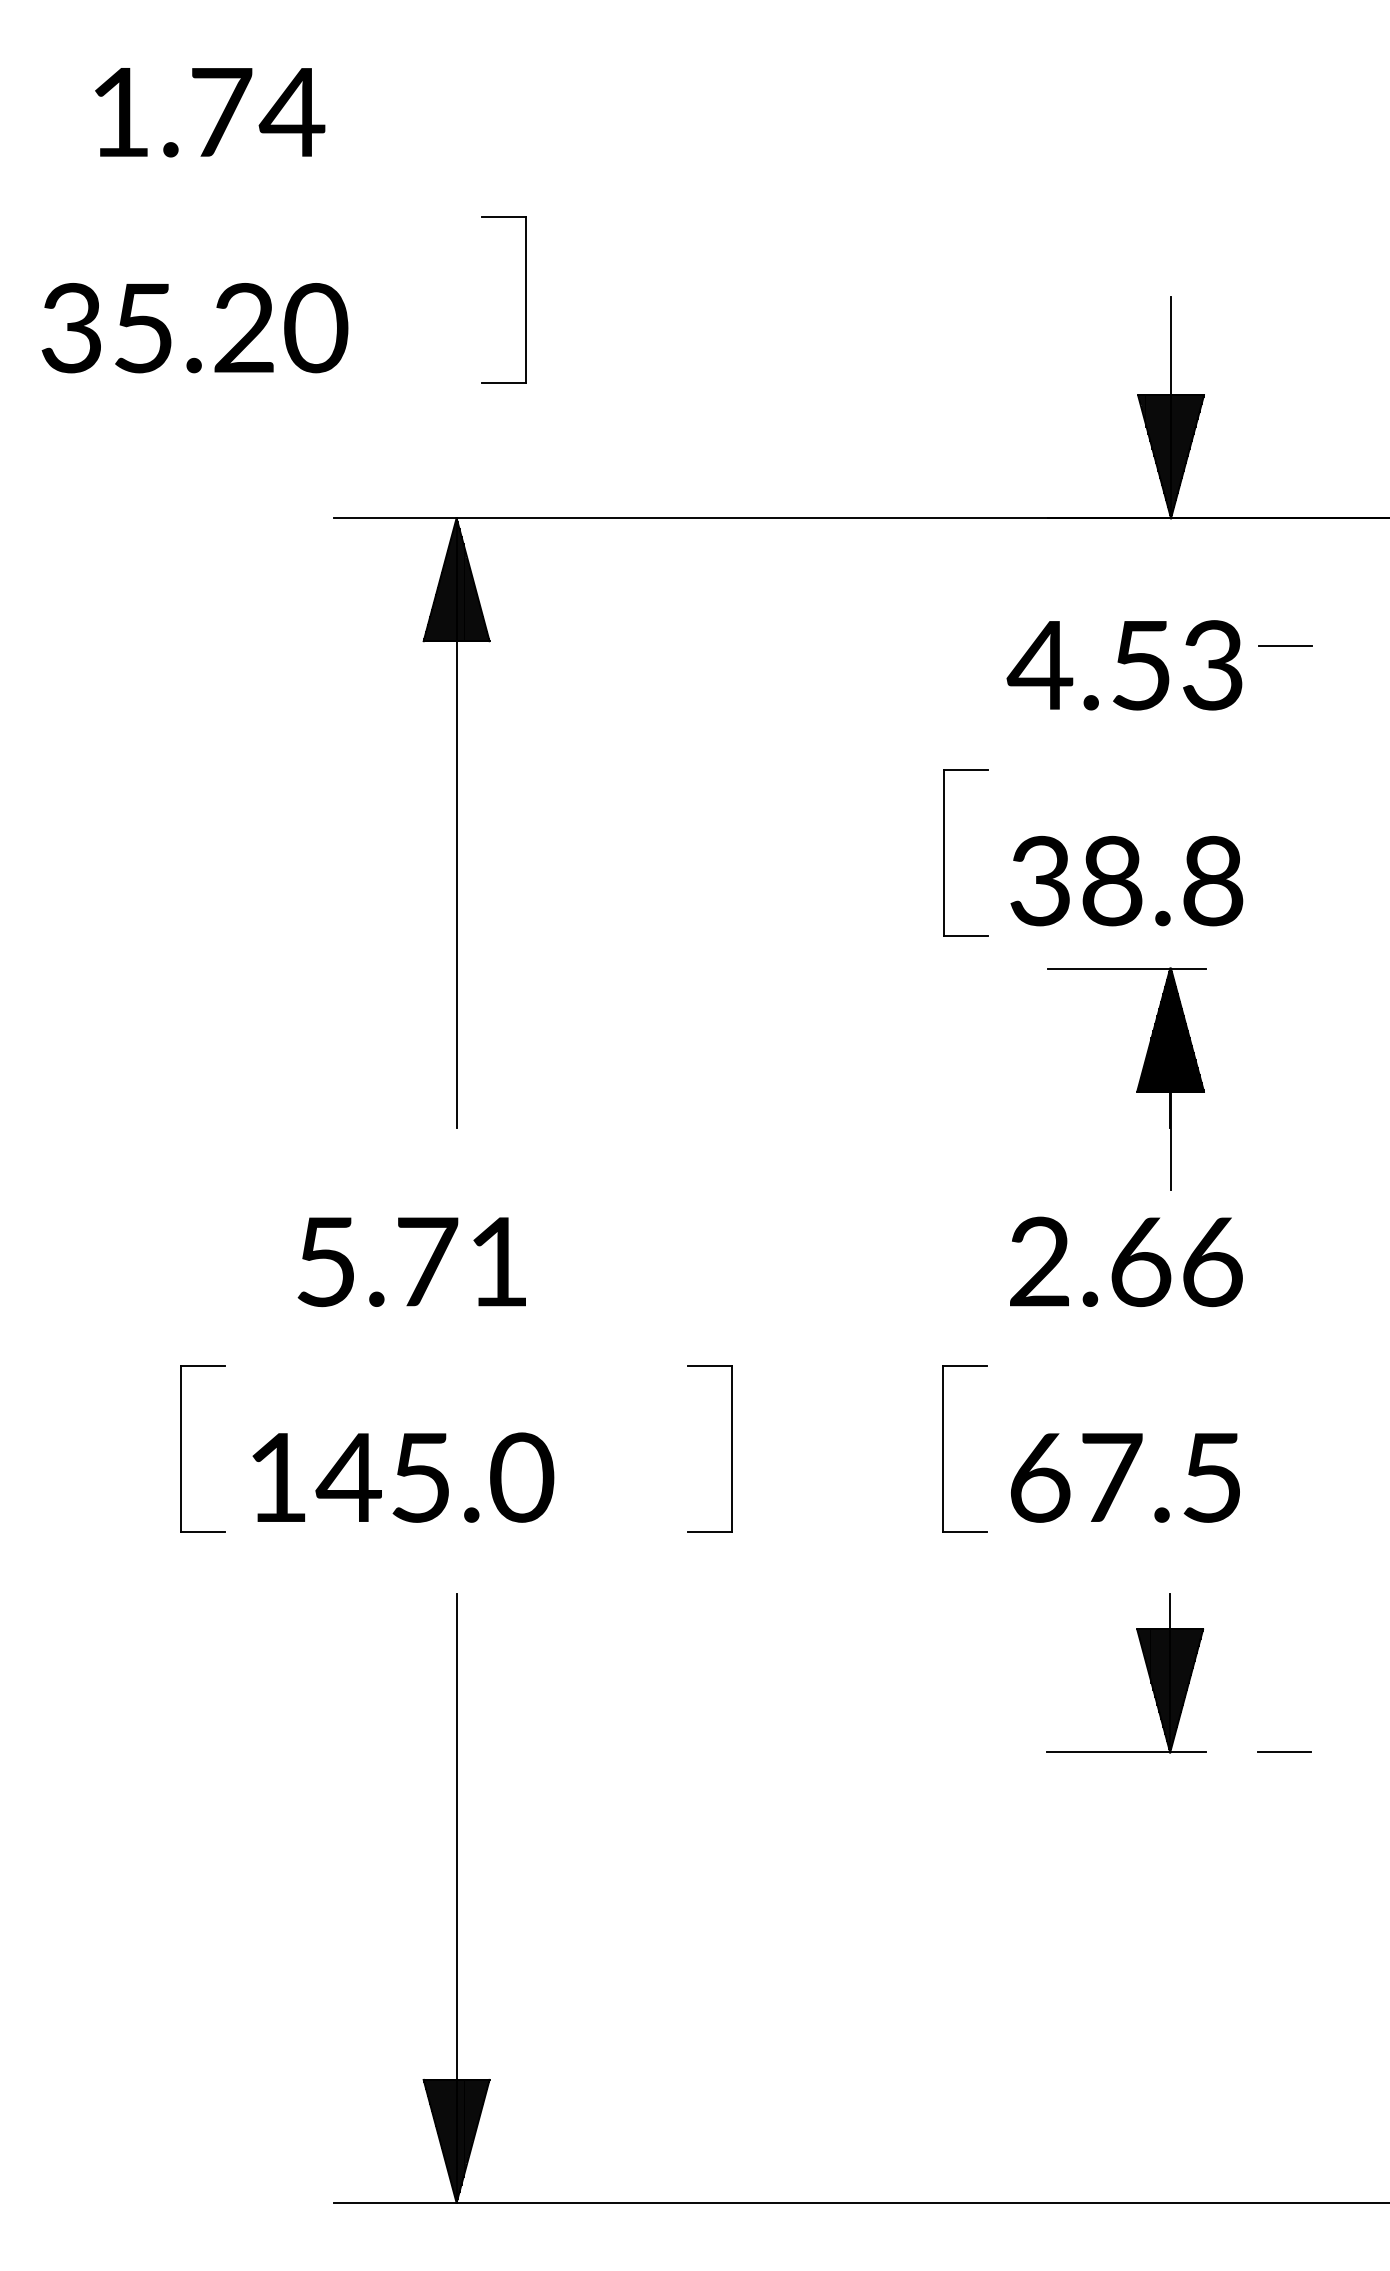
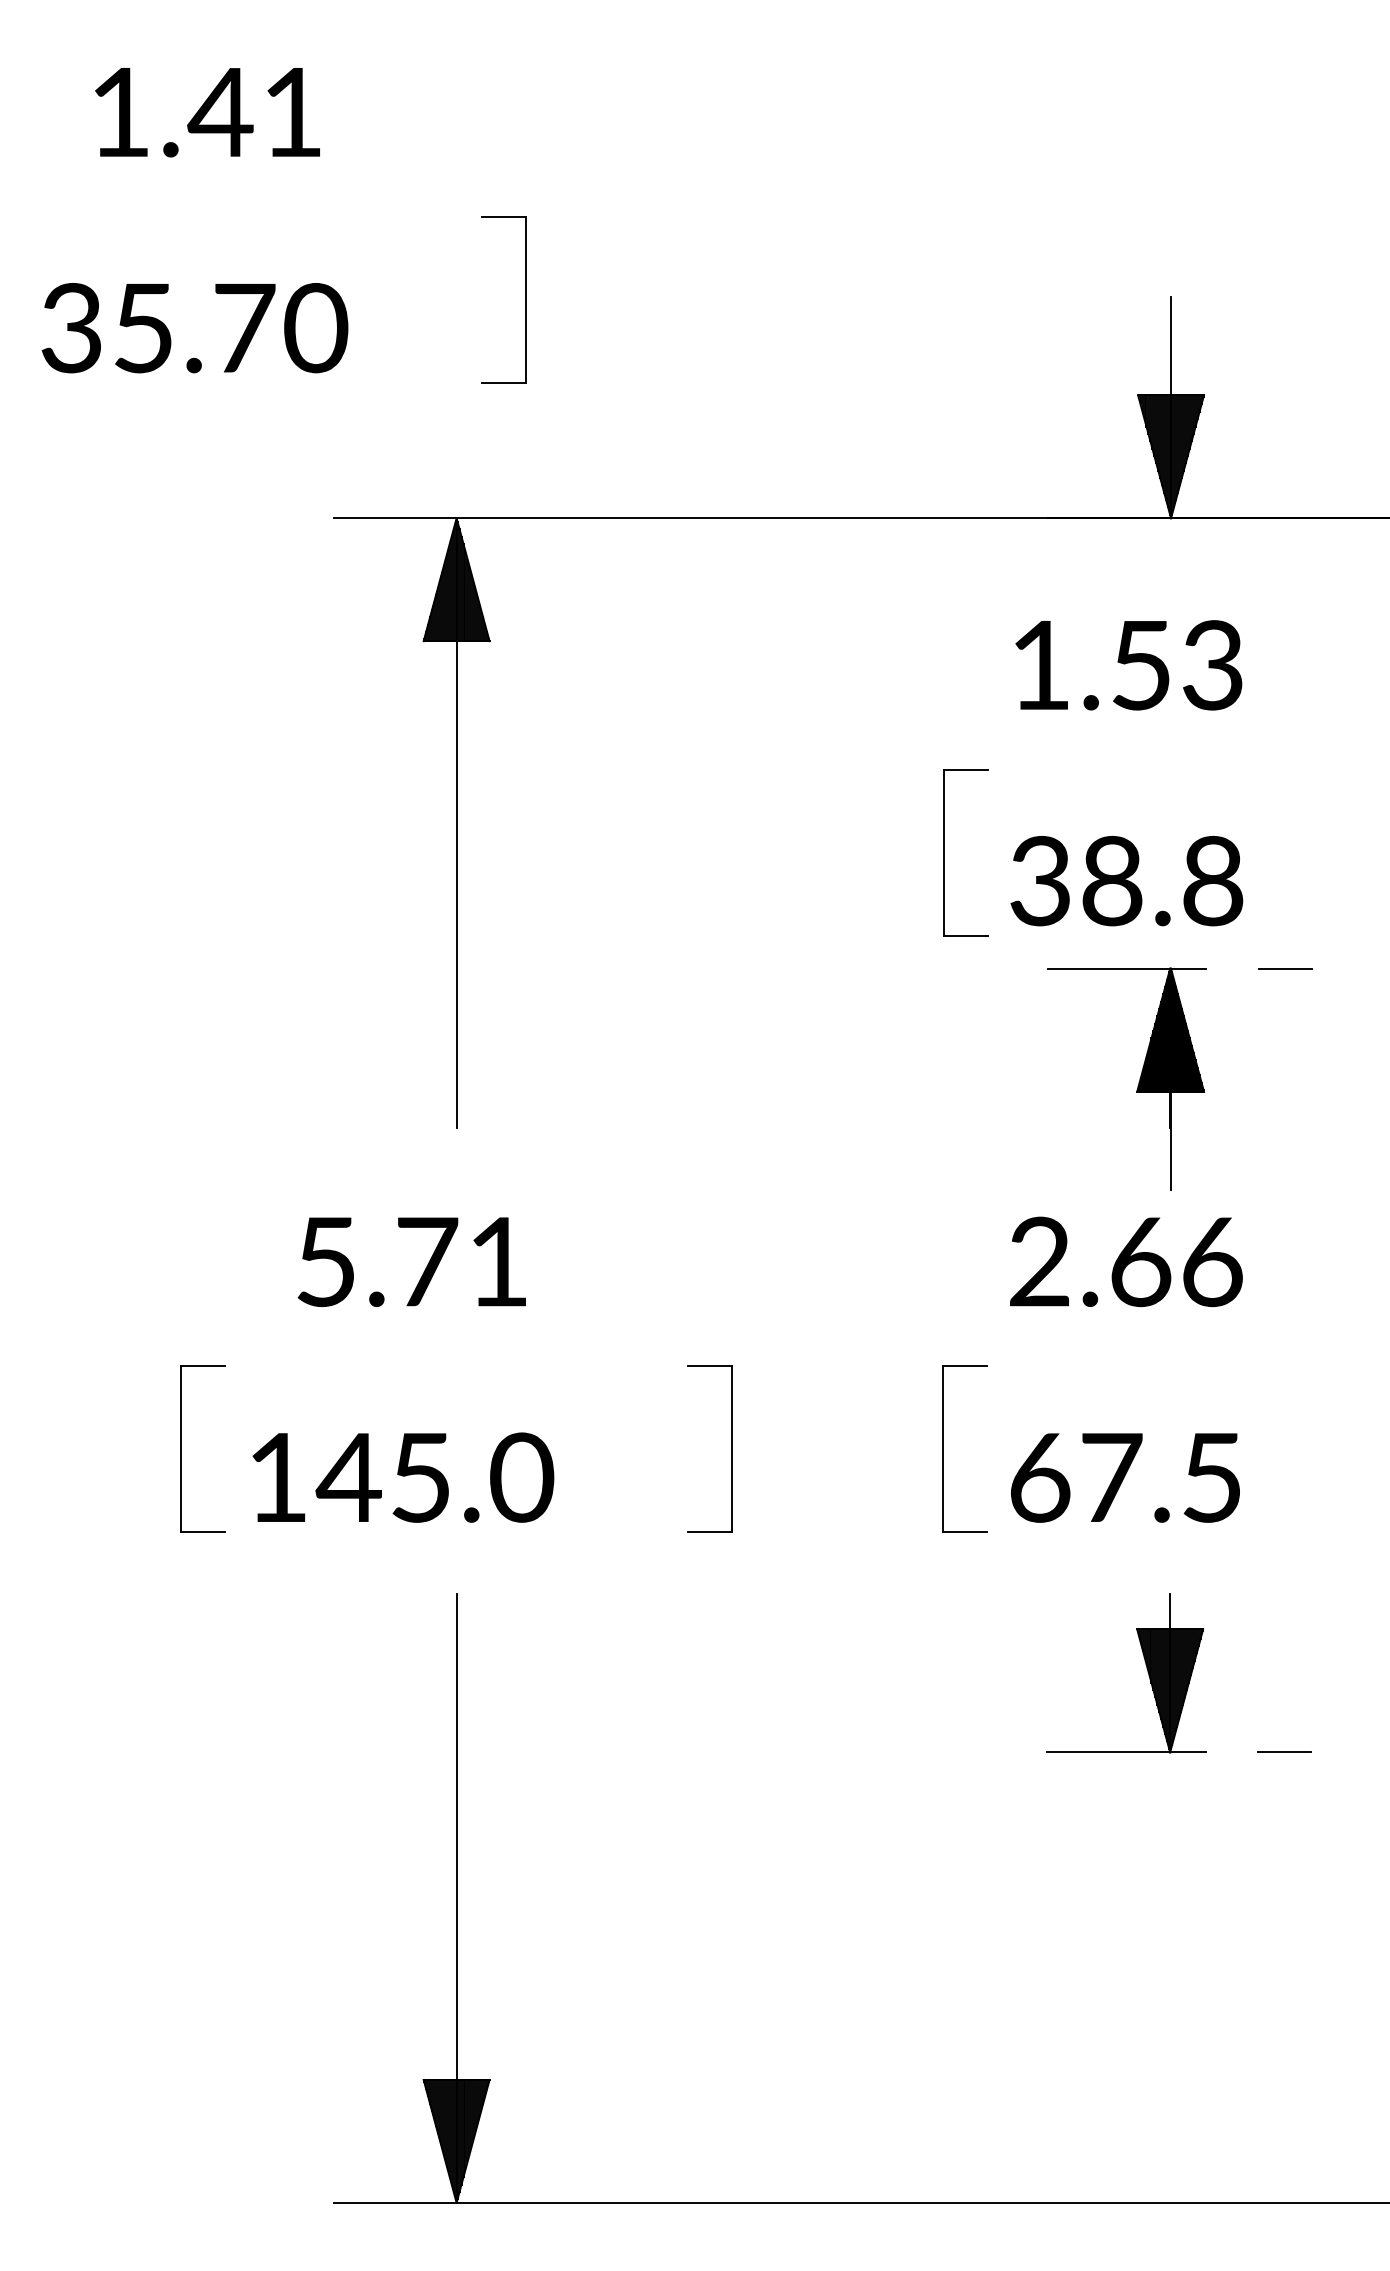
text: 1.74 -> 1.41 (256, 112)
text: 35.20 -> 35.70 (244, 327)
line position: (1285, 645) -> (1285, 968) (1285, 968)
text: 4.53 -> 1.53 (1039, 665)
